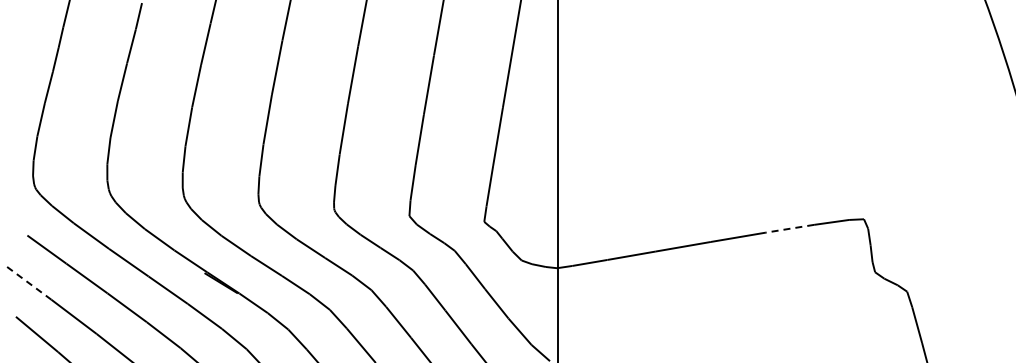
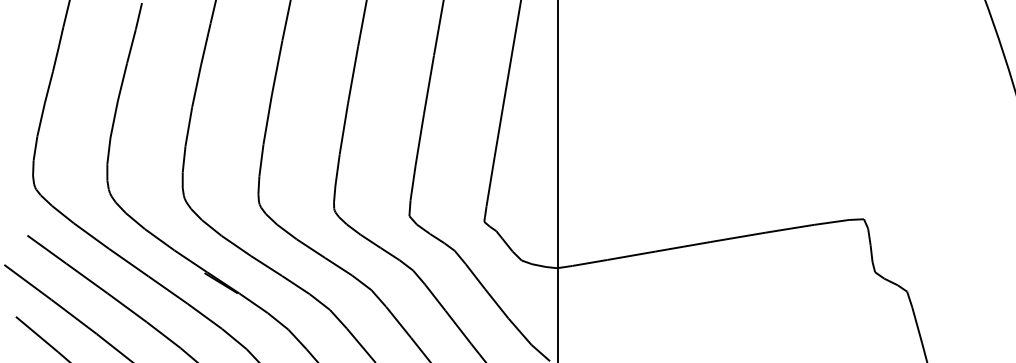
line: dashed -> solid (789, 228)
line: dashed -> solid (27, 282)
